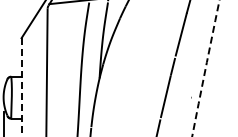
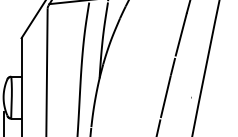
arc: dashed -> solid (205, 68)
line: dashed -> solid (21, 87)
